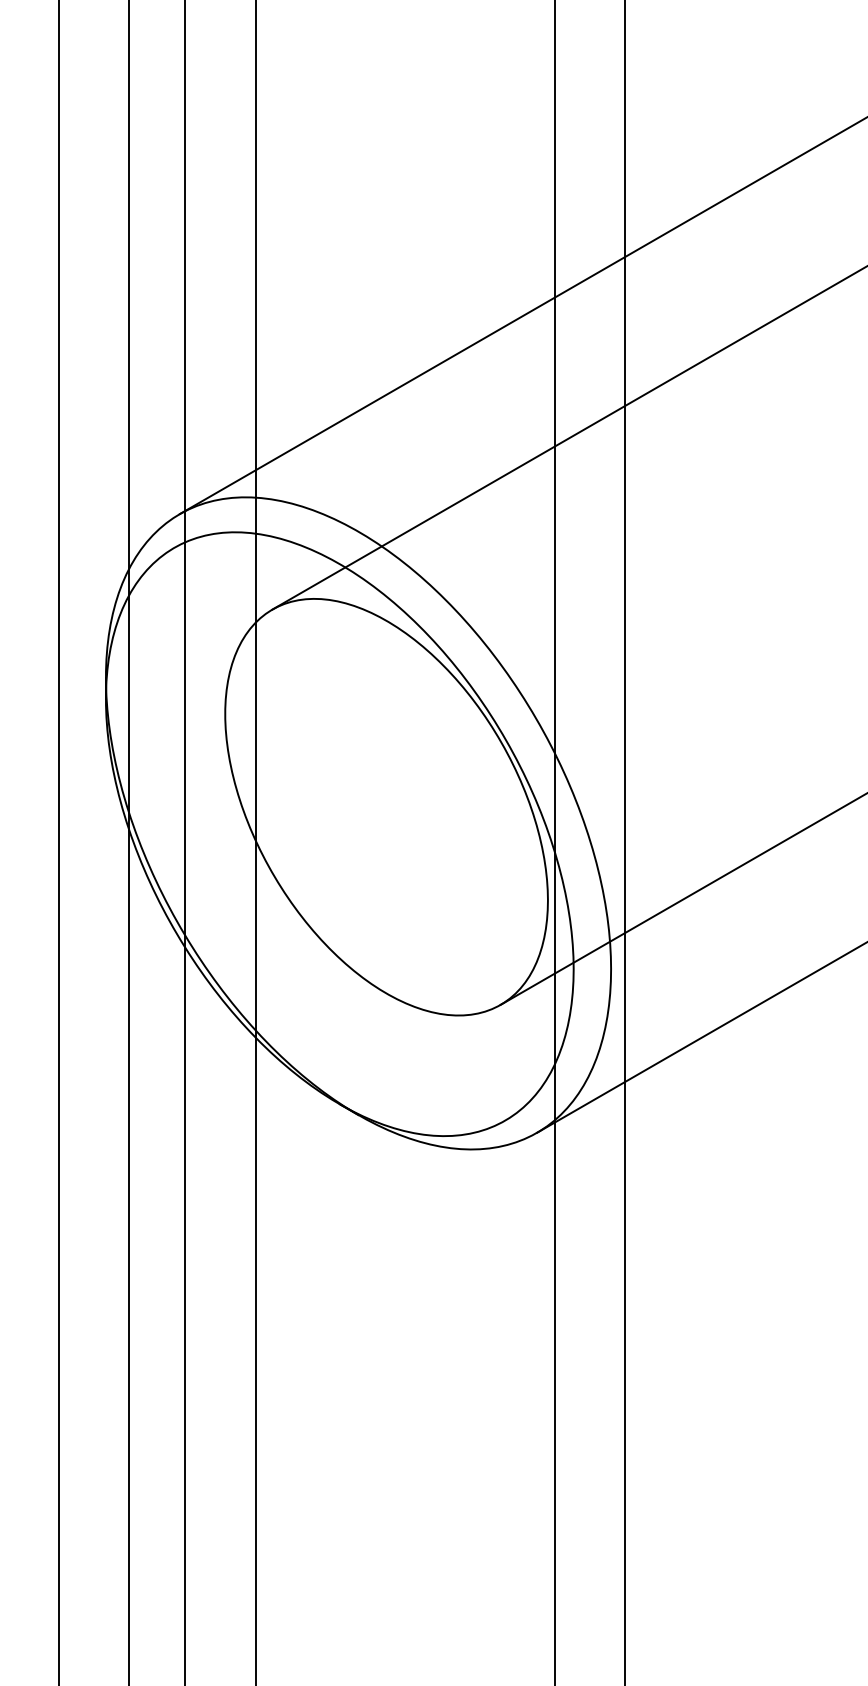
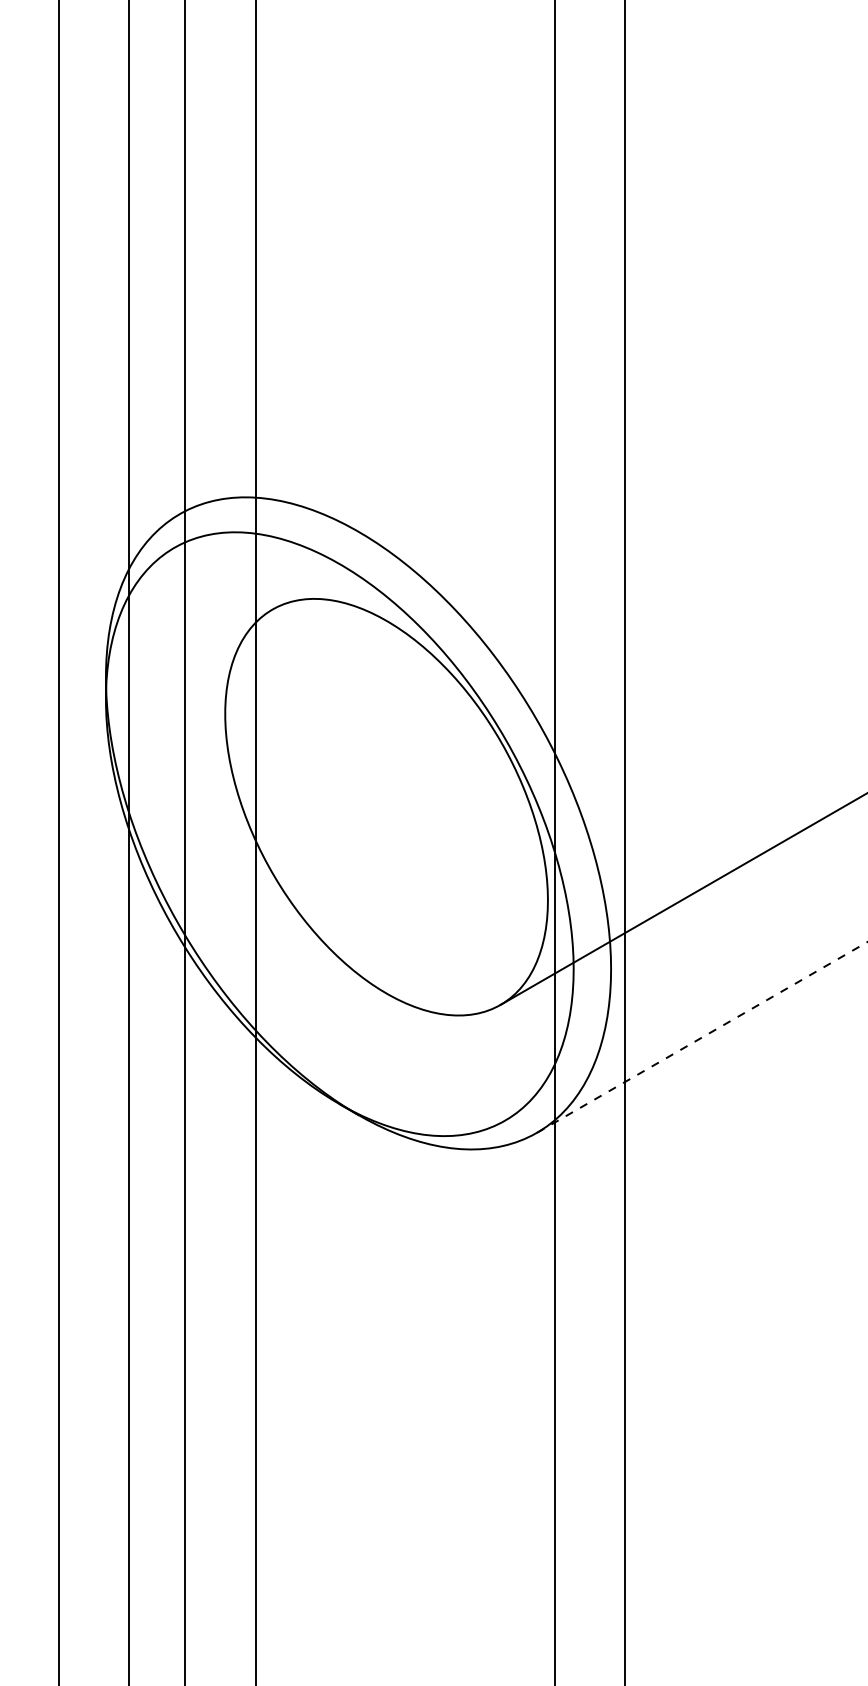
line: present -> none (521, 316)
line: present -> none (568, 438)
line: solid -> dashed (702, 1037)
